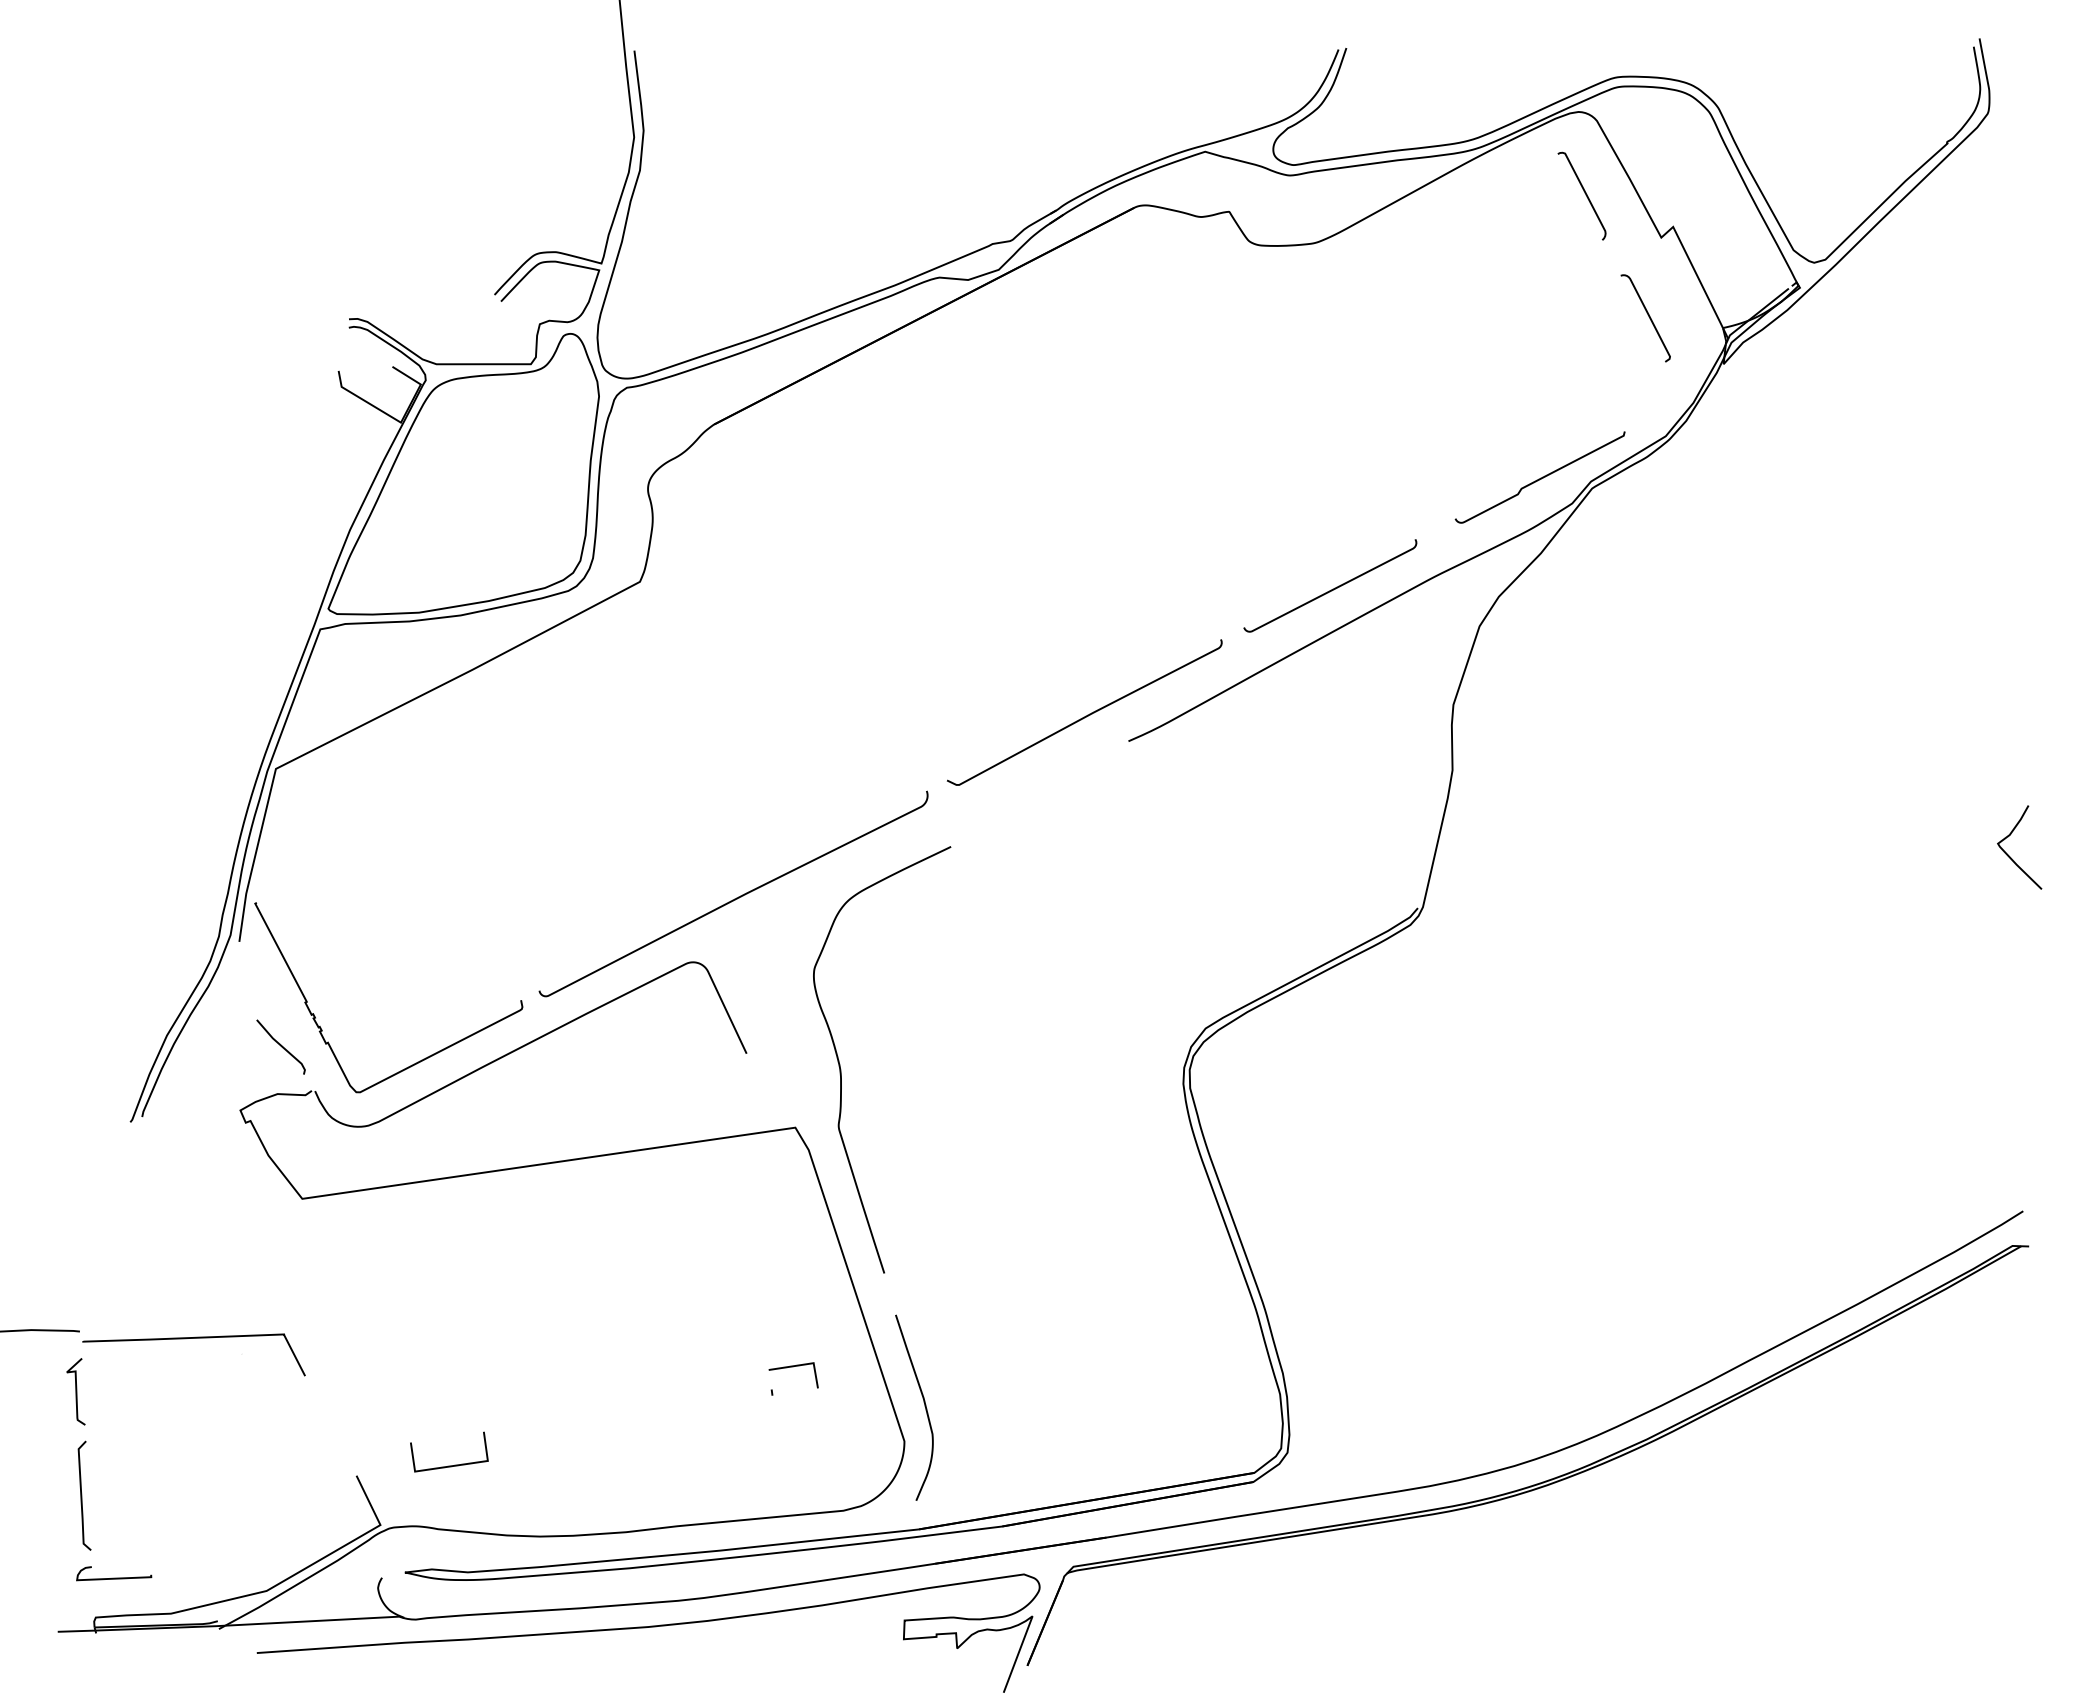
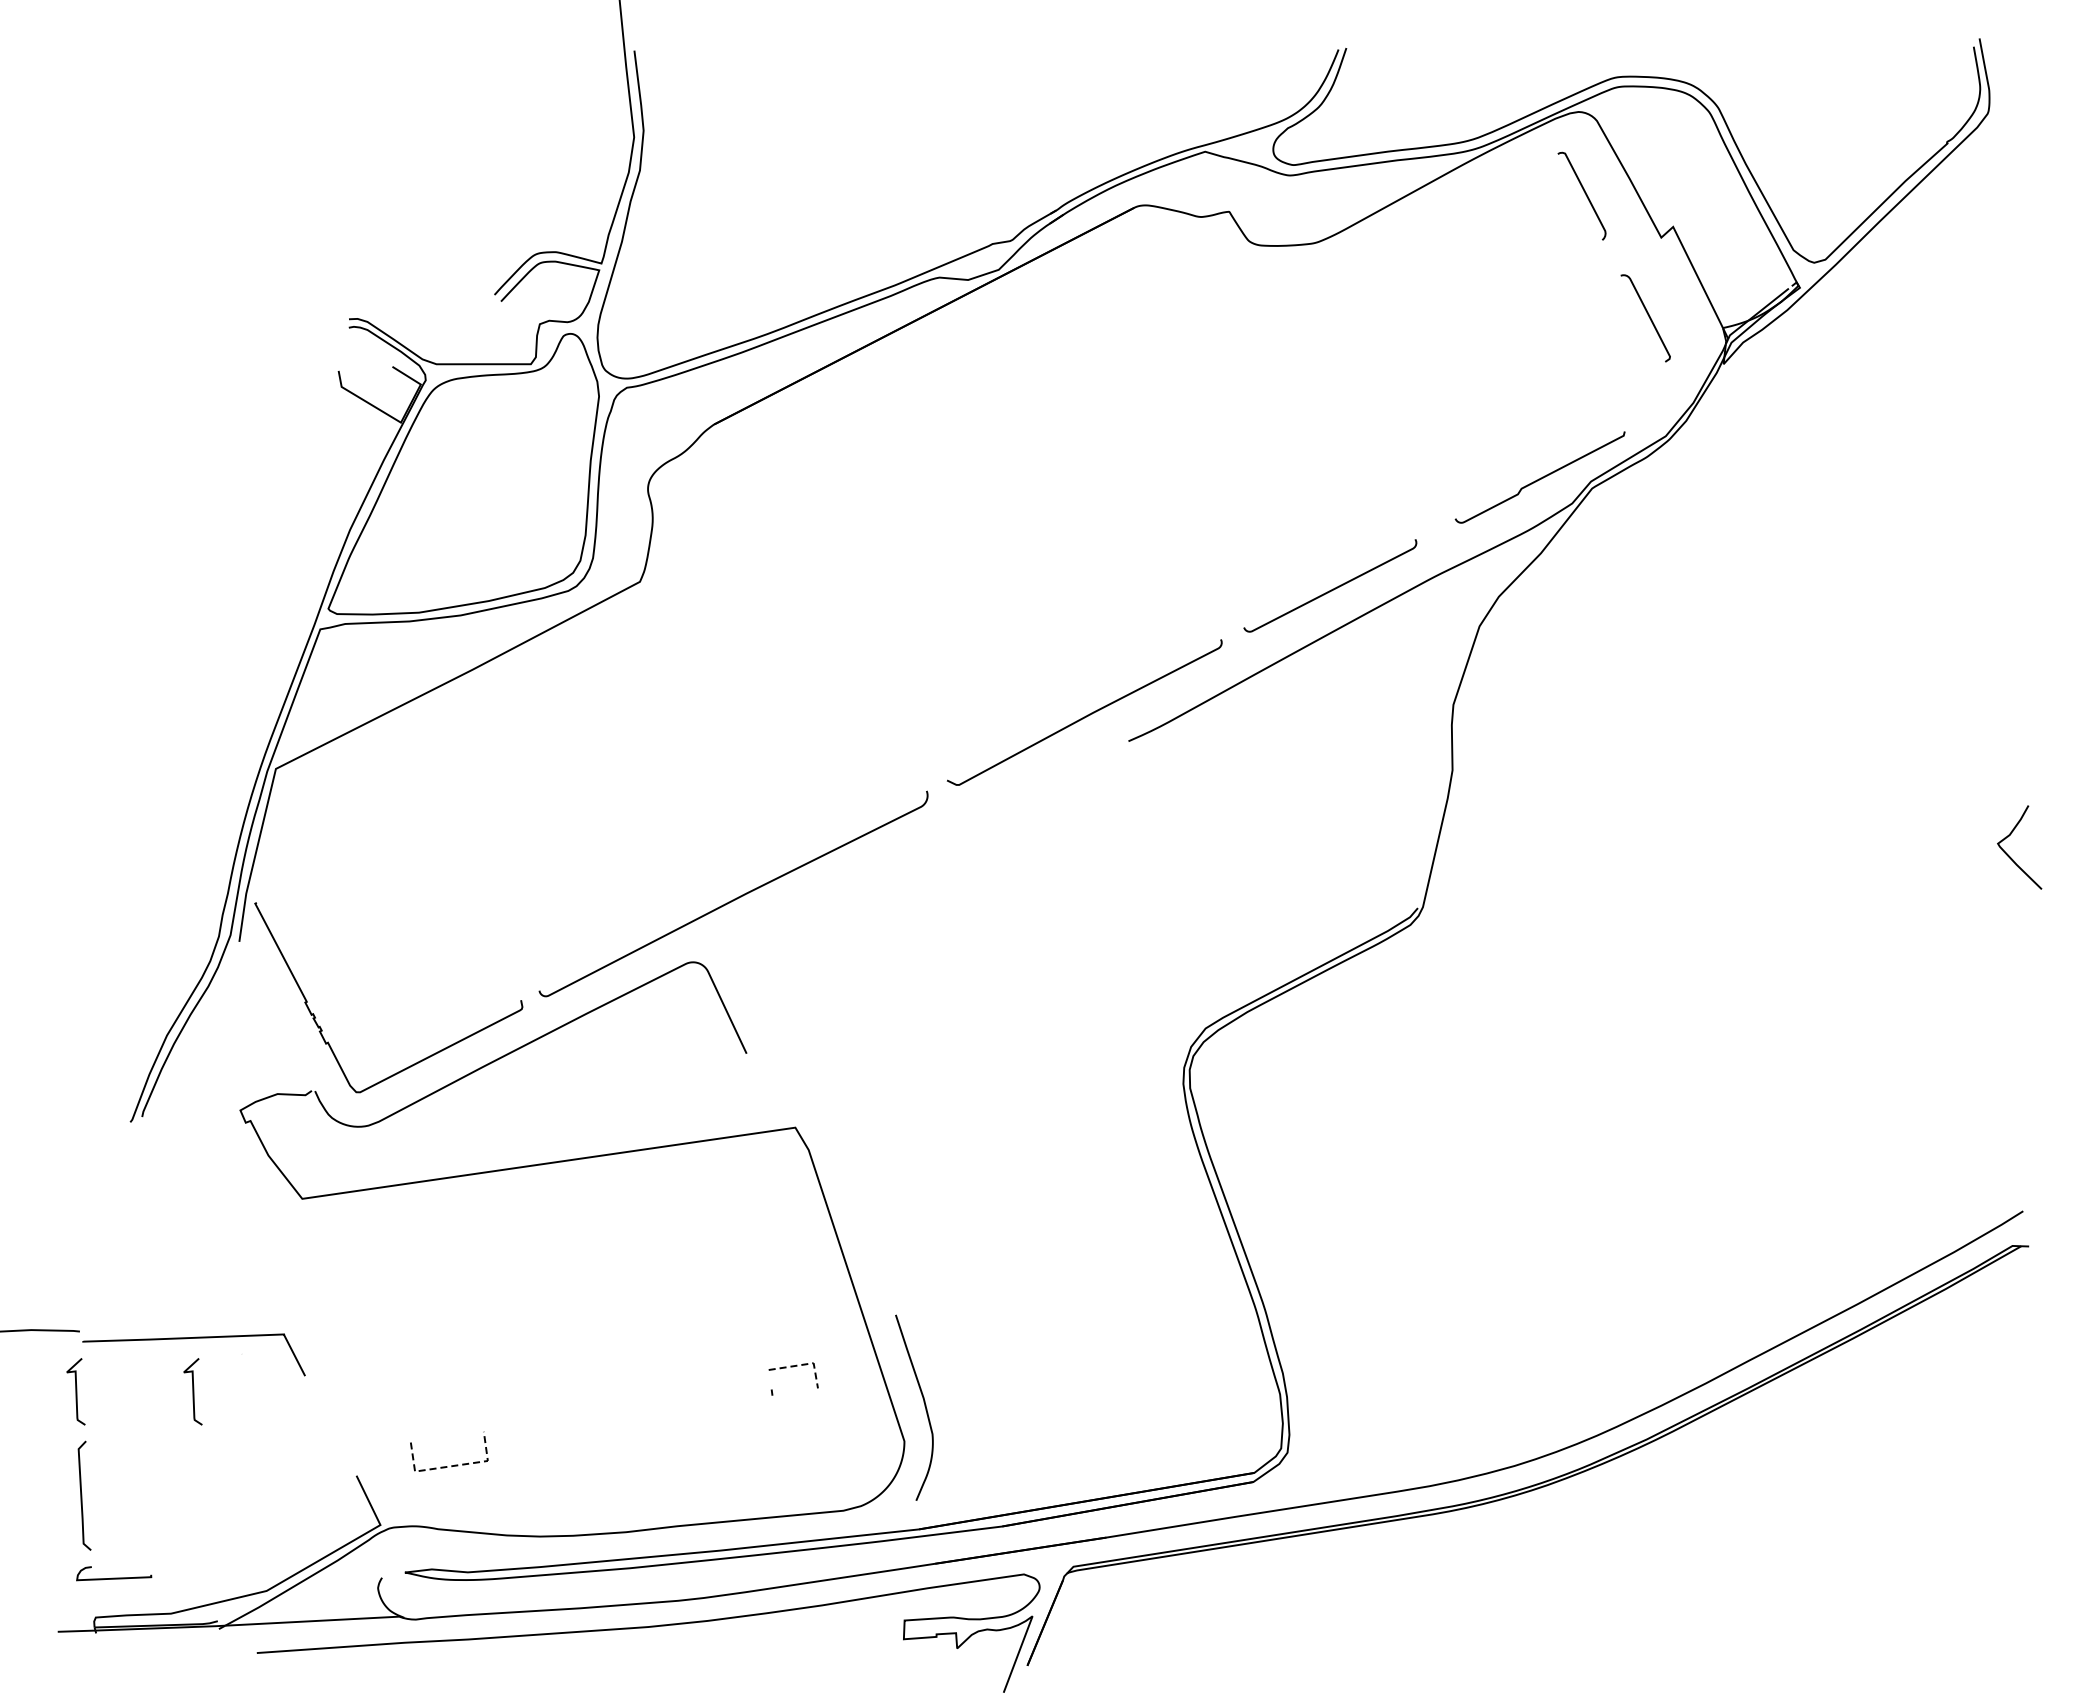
line: present -> none (280, 1046)
curve: present -> none (841, 1069)
line: solid -> dashed (804, 1364)
curve: none -> present (192, 1391)
line: solid -> dashed (451, 1466)
